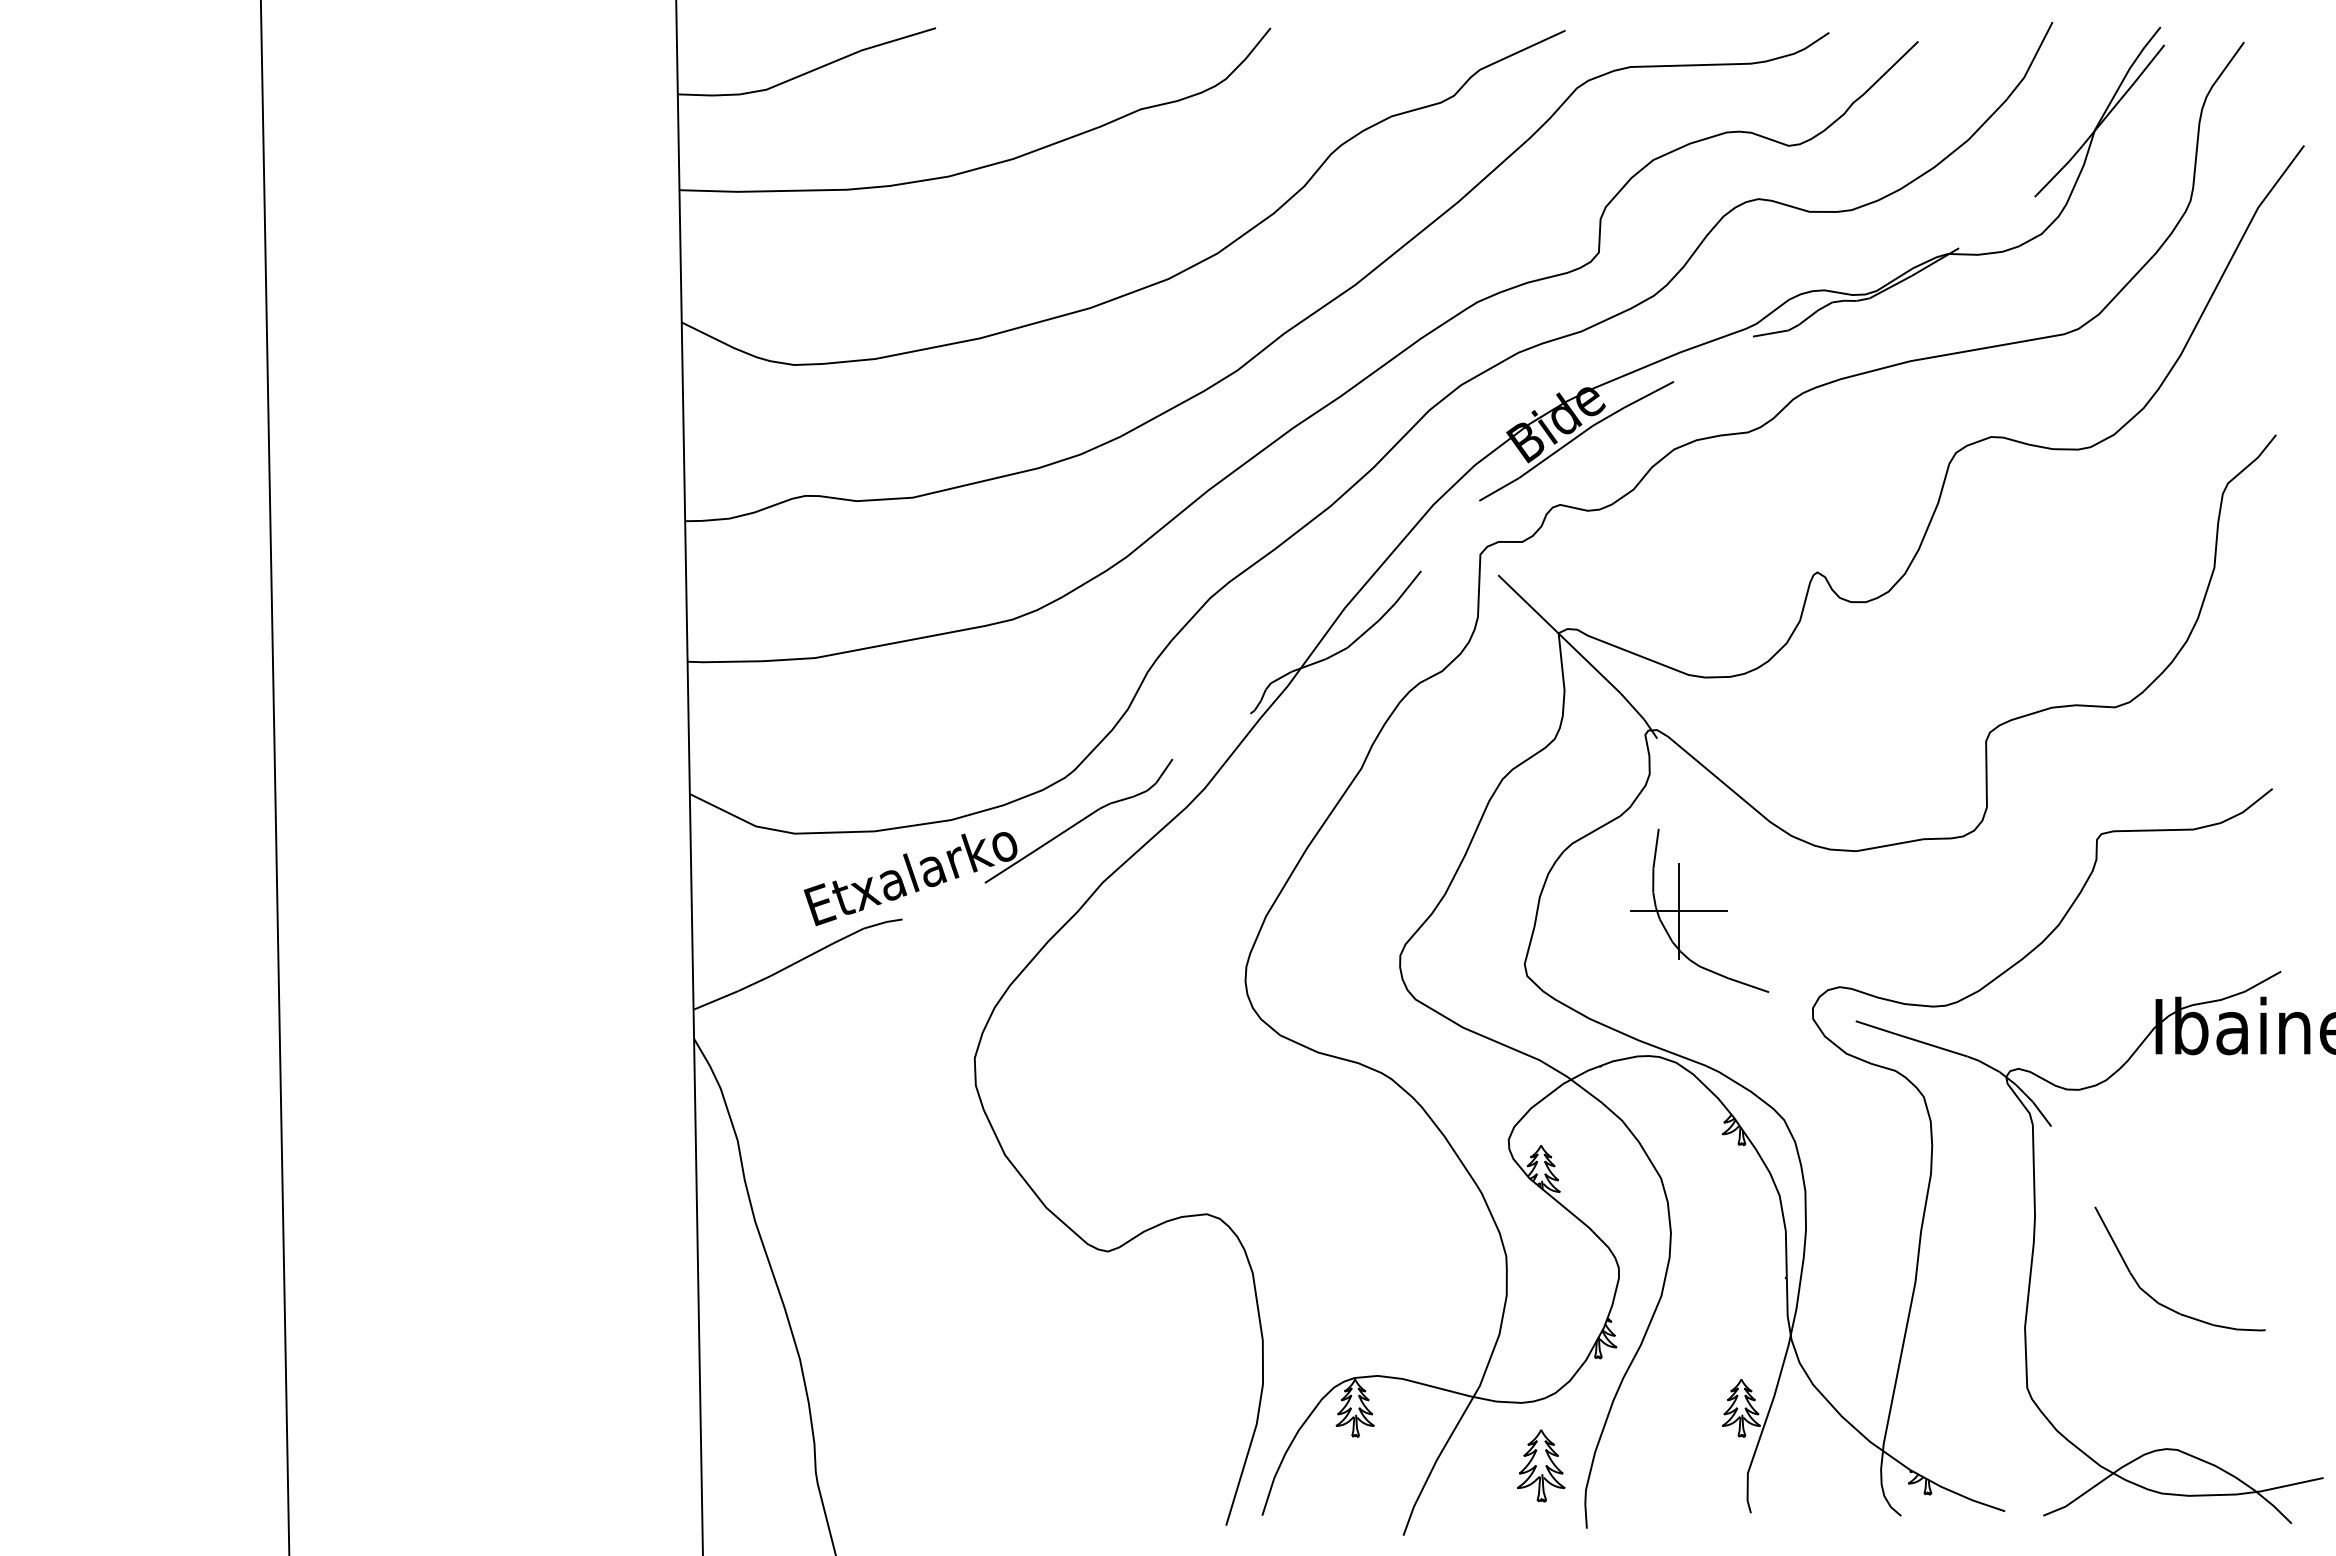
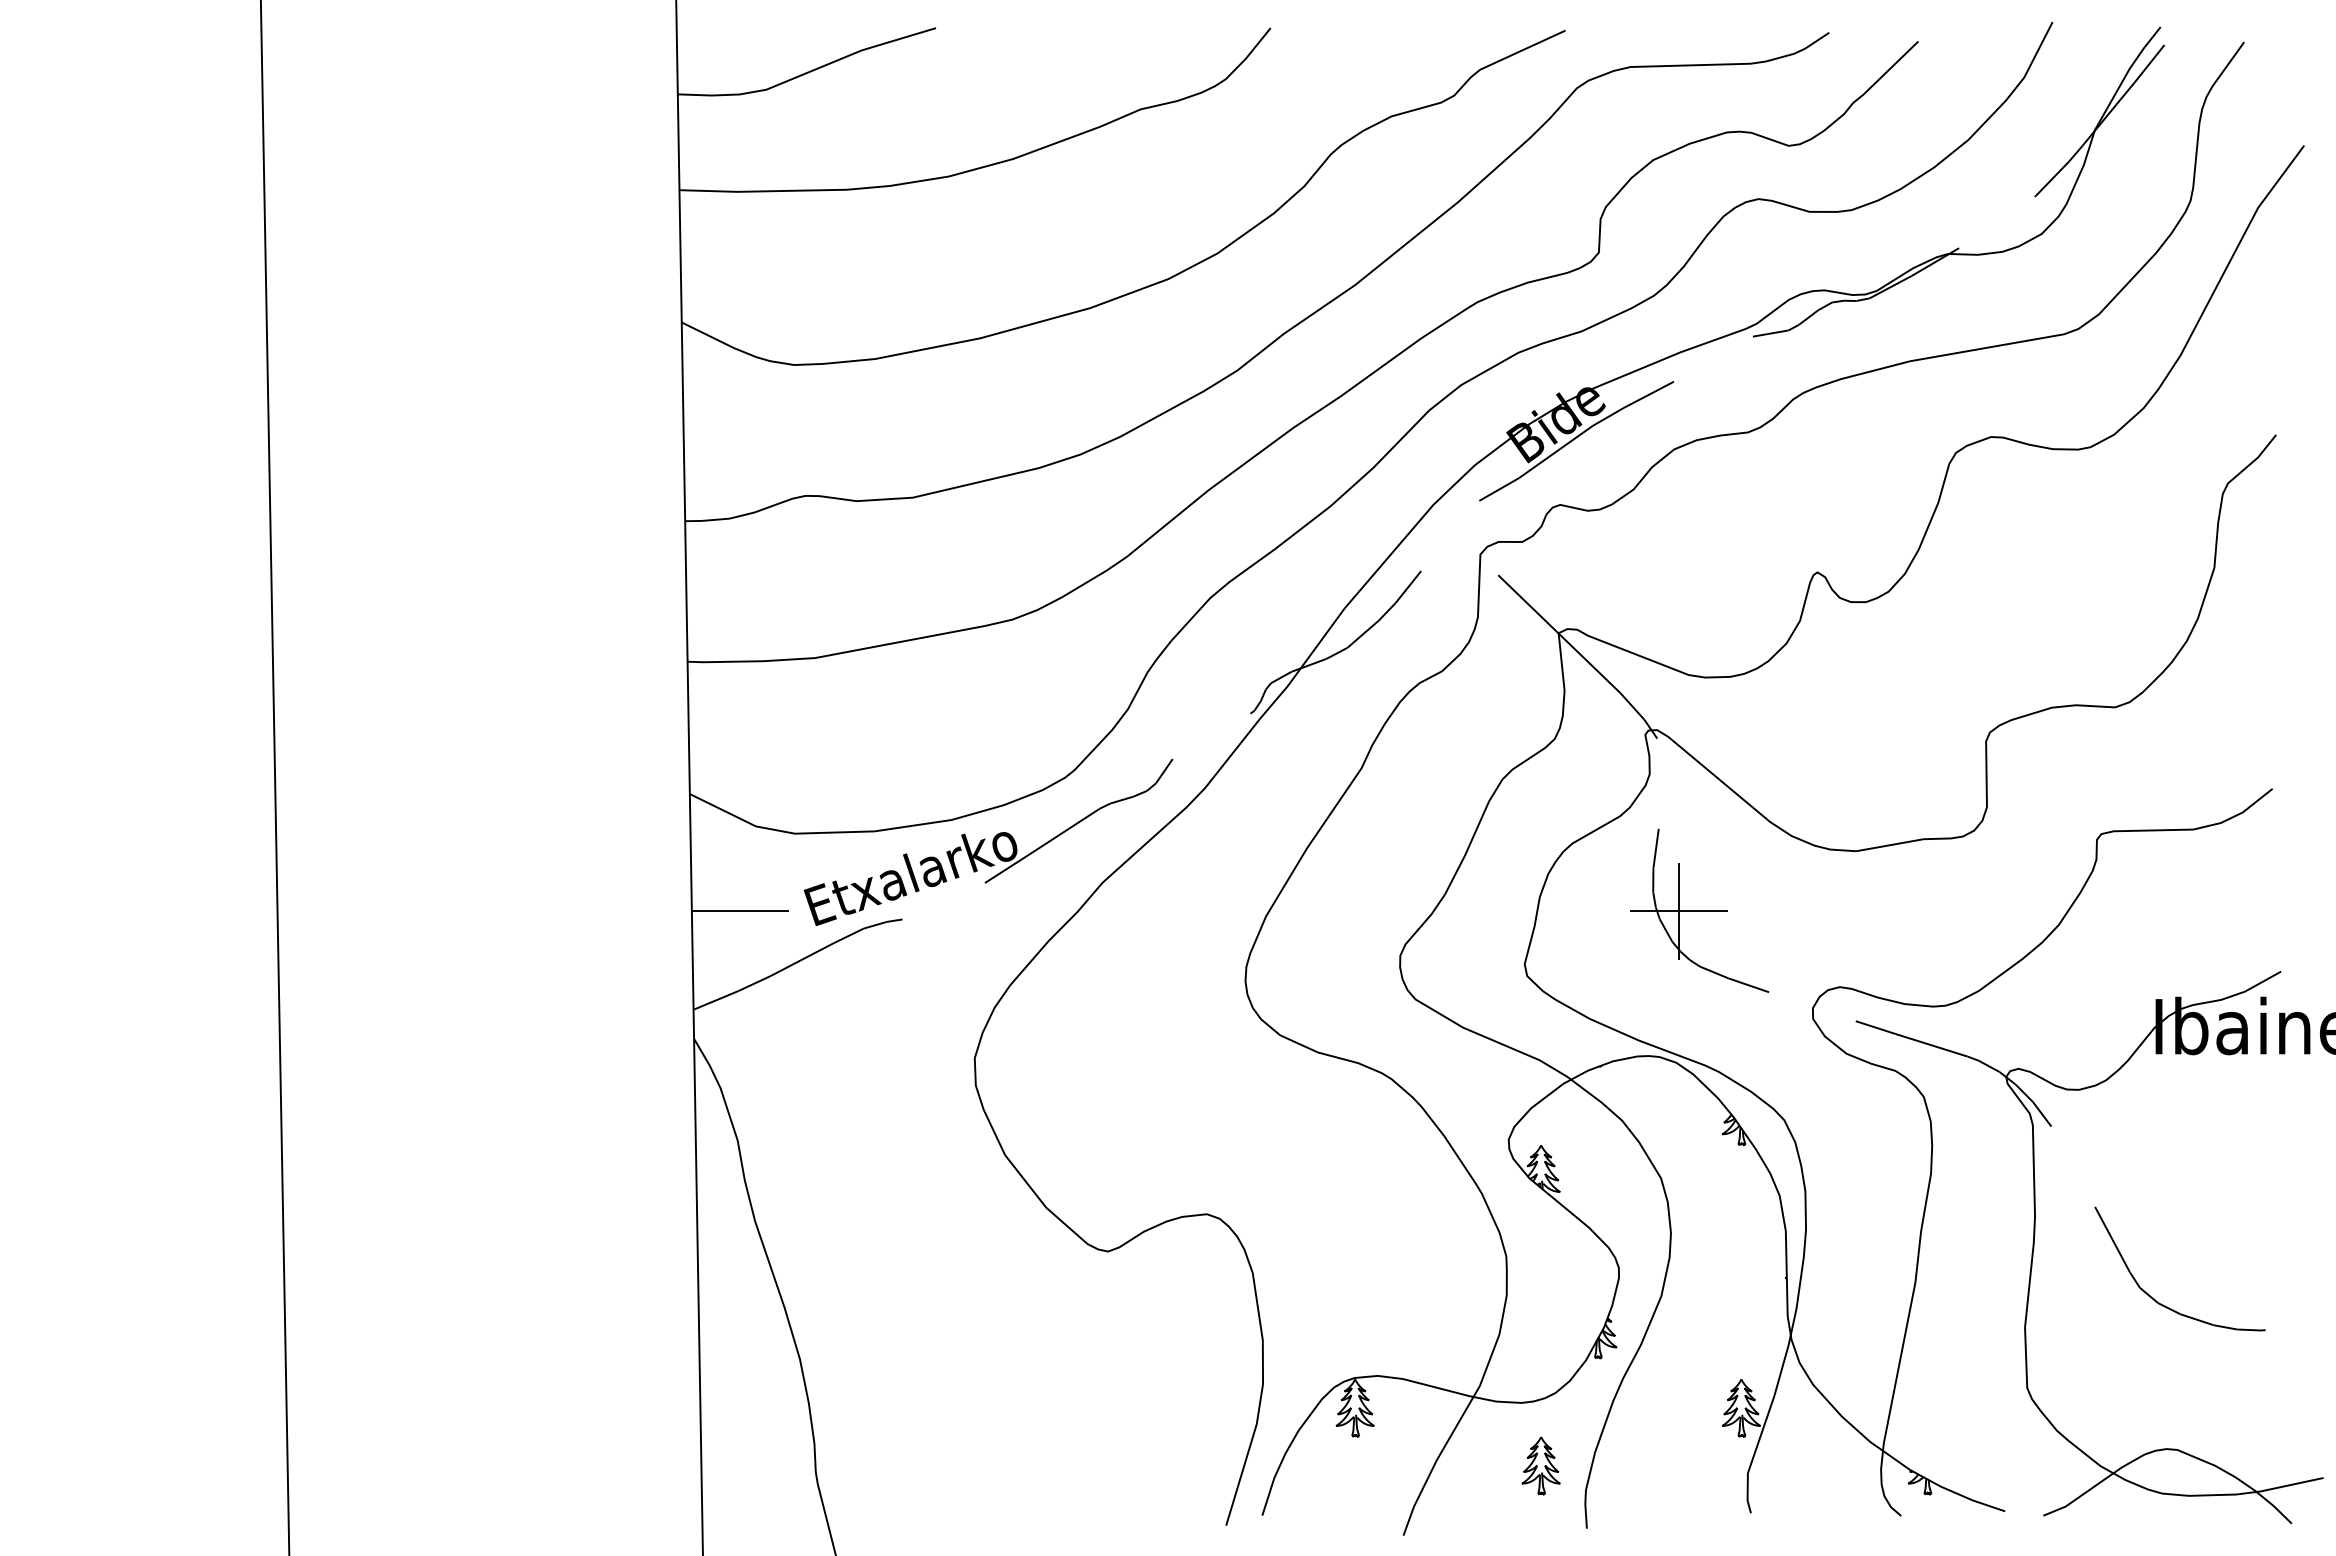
line: none -> present (739, 911)
part size: 49x74 px -> 40x60 px (1540, 1465)
